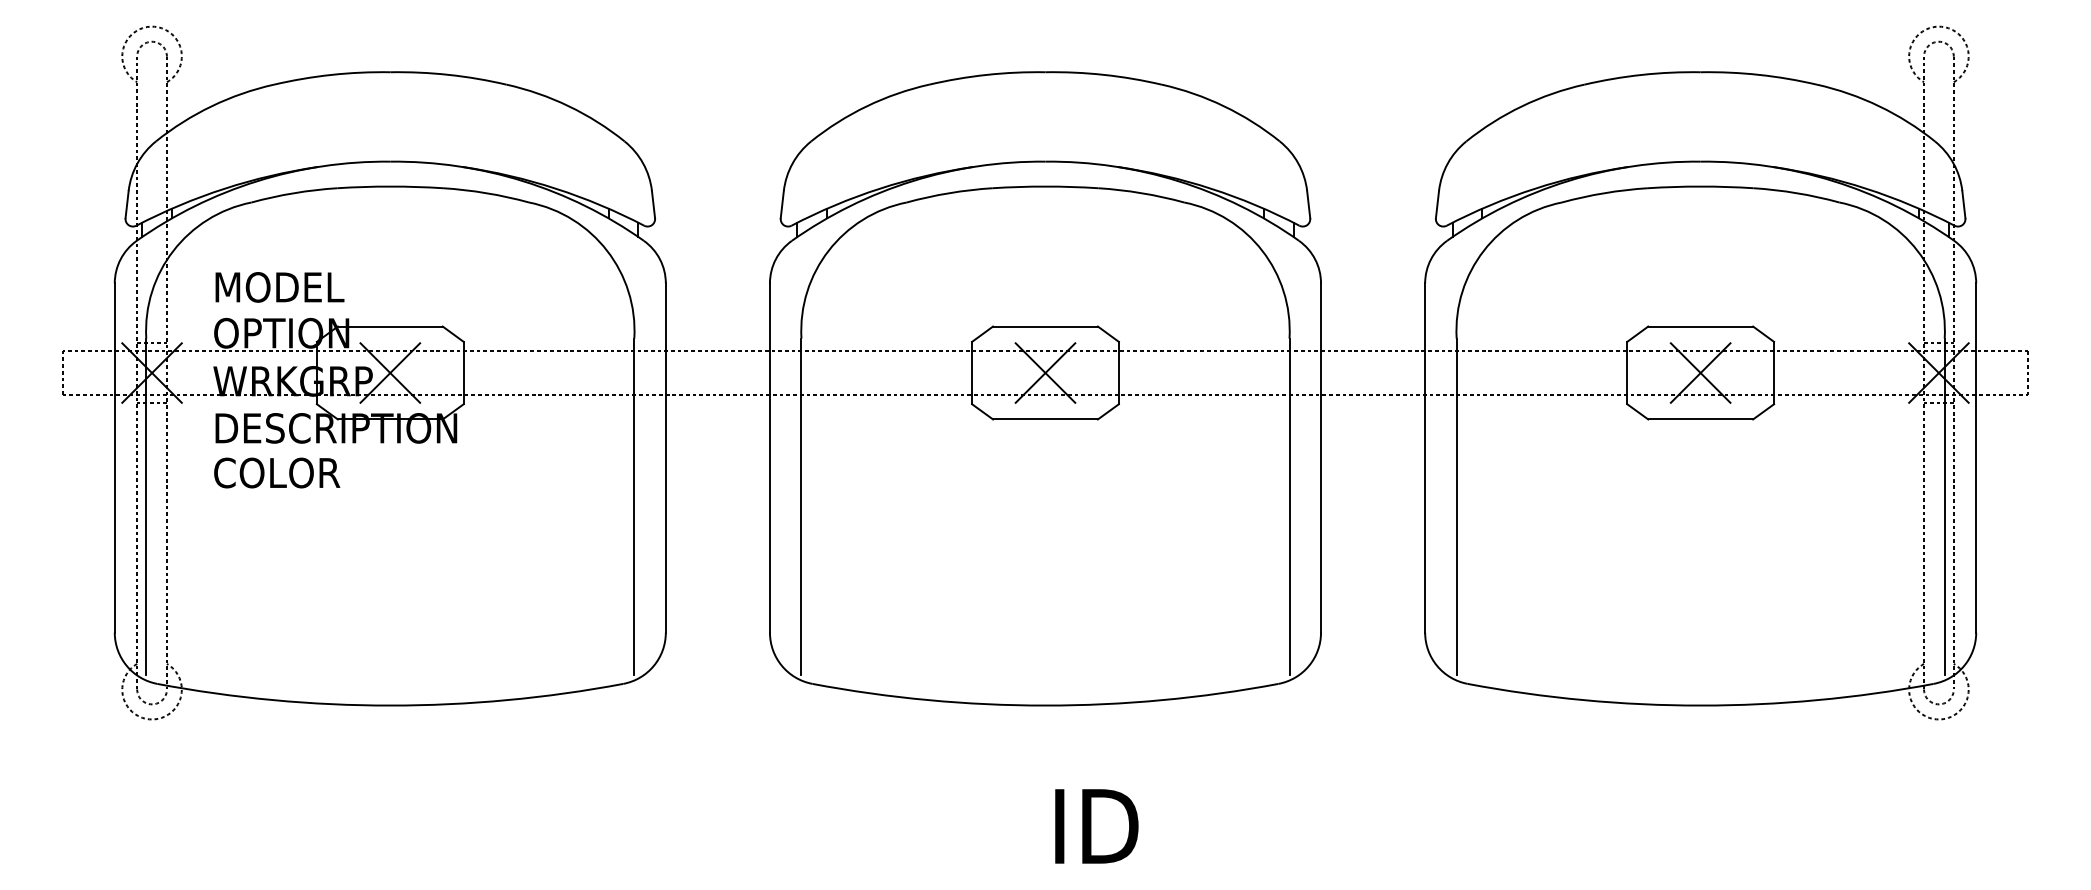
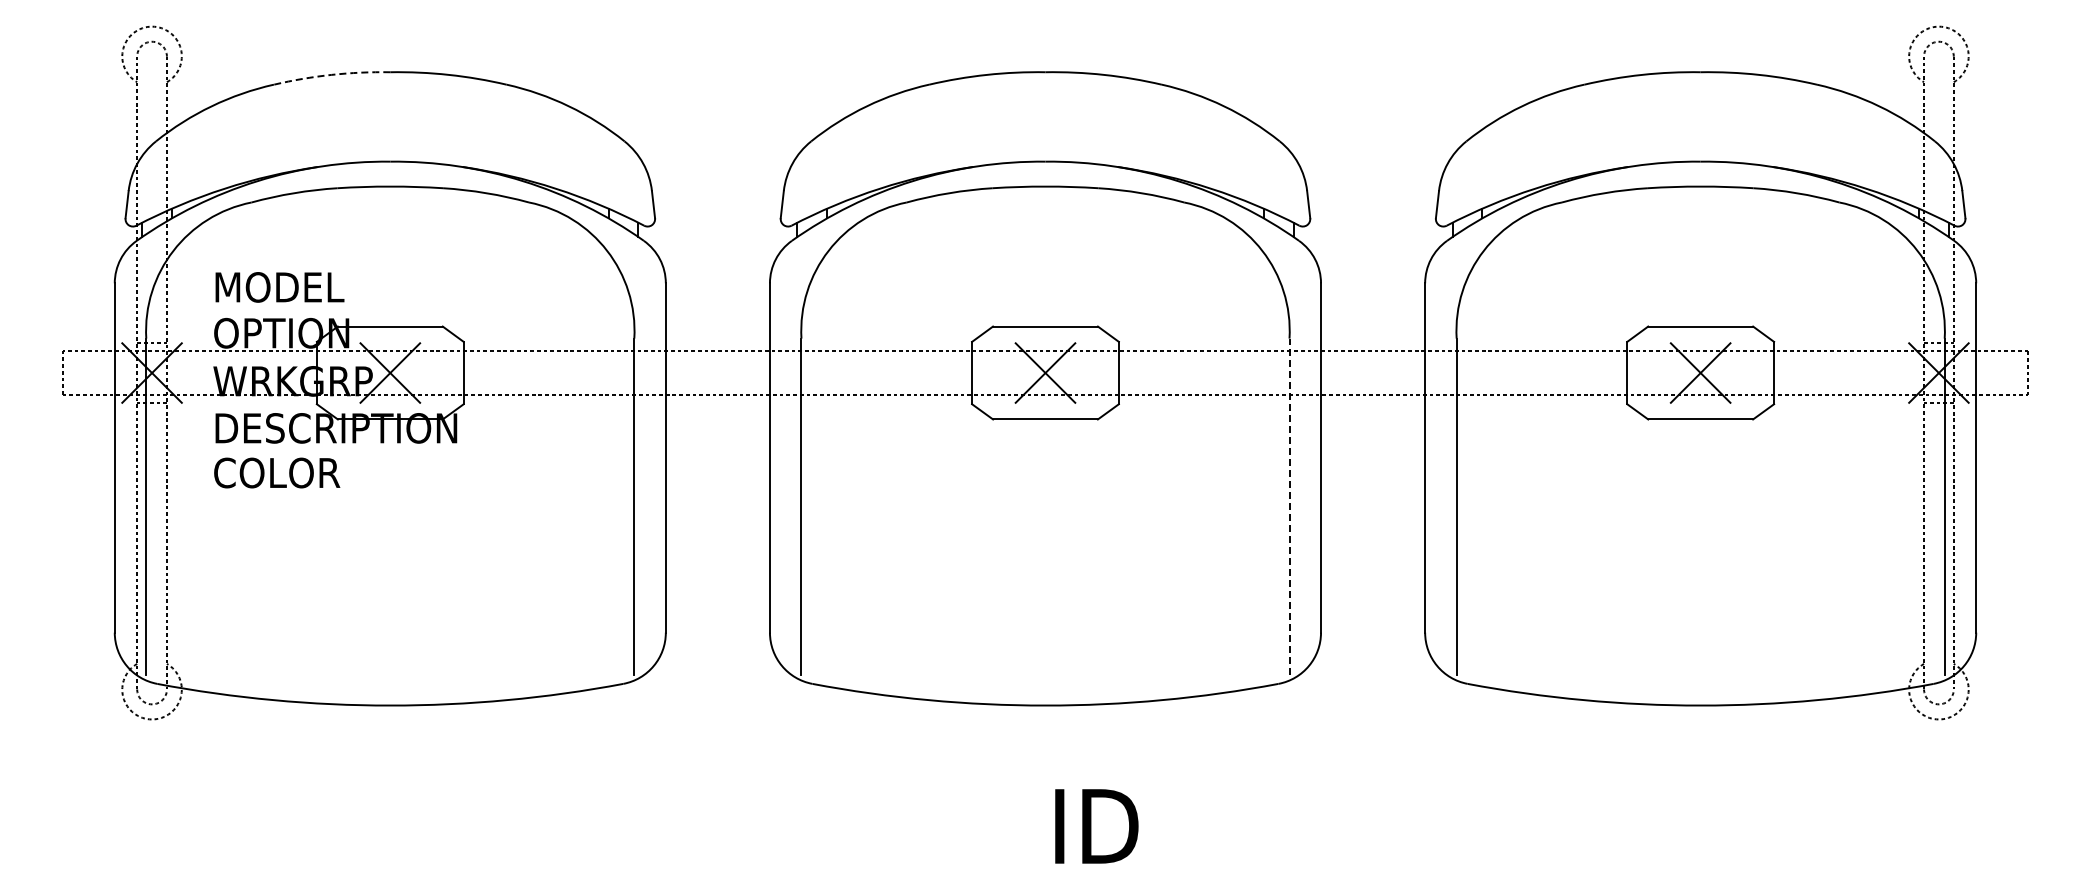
arc: solid -> dashed (331, 74)
line: solid -> dashed (1289, 506)
